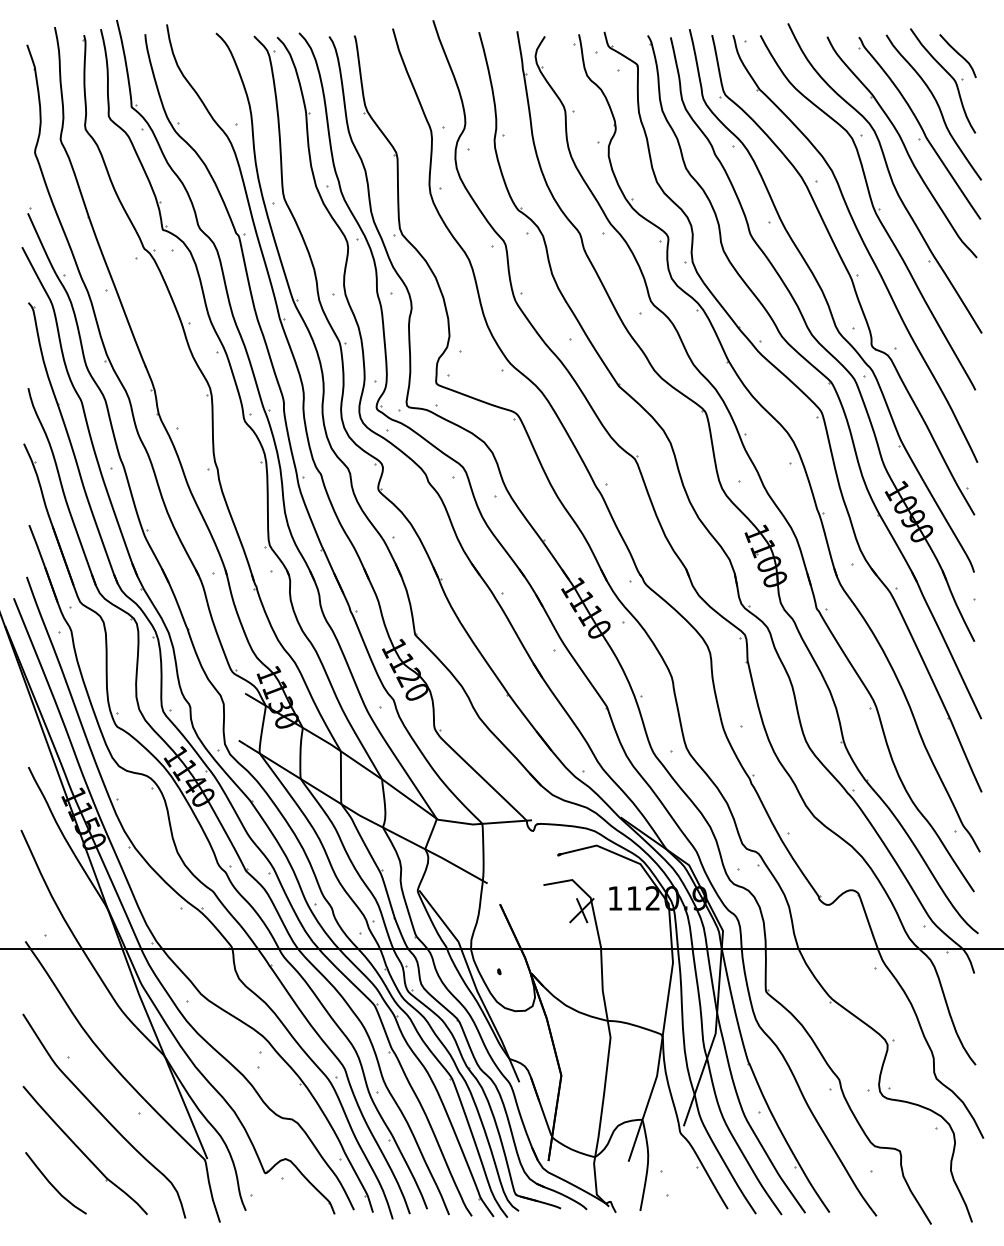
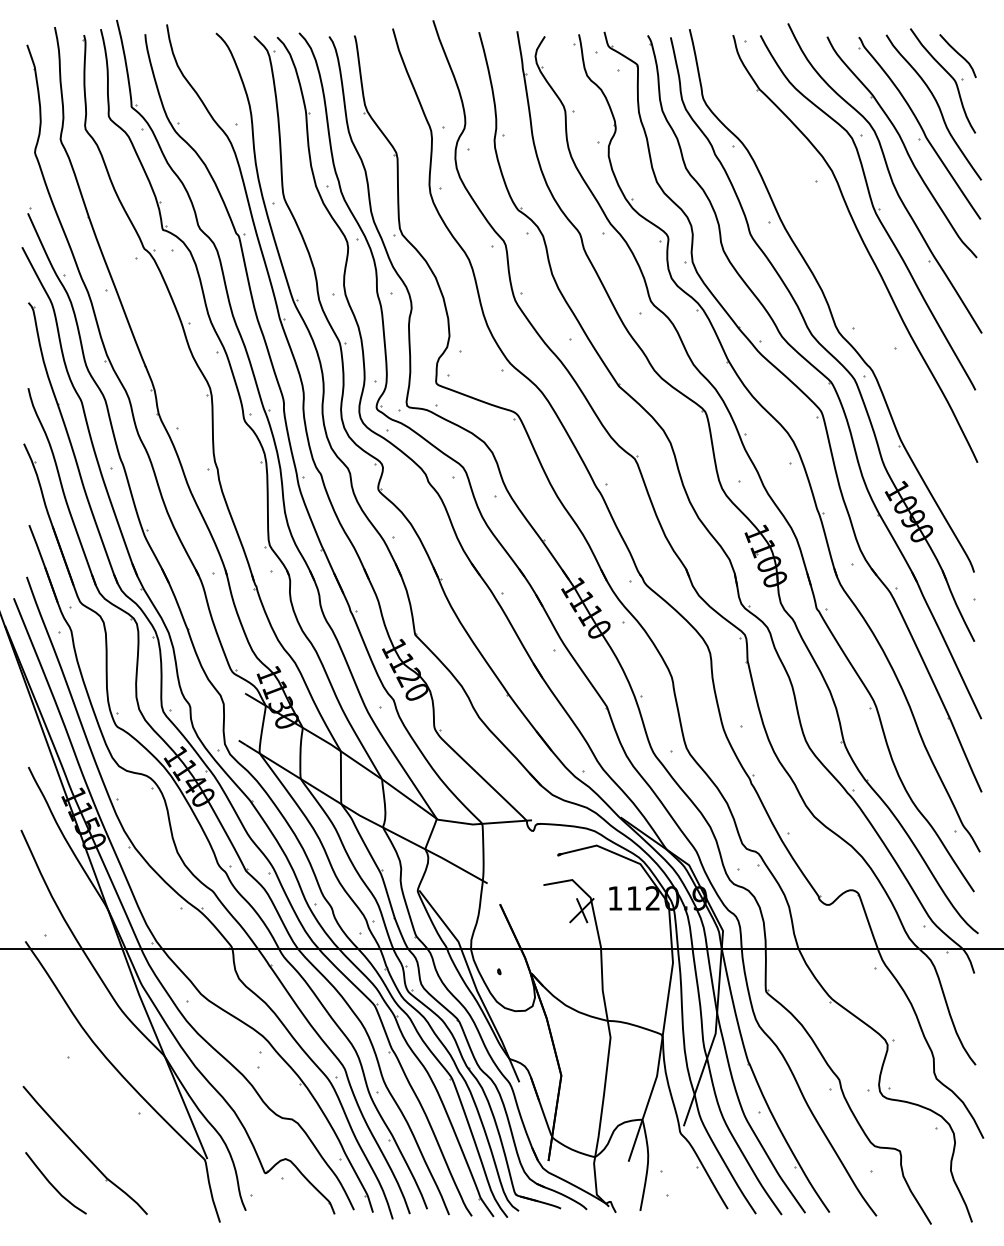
part: present -> none (843, 275)
curve: present -> none (103, 1115)
